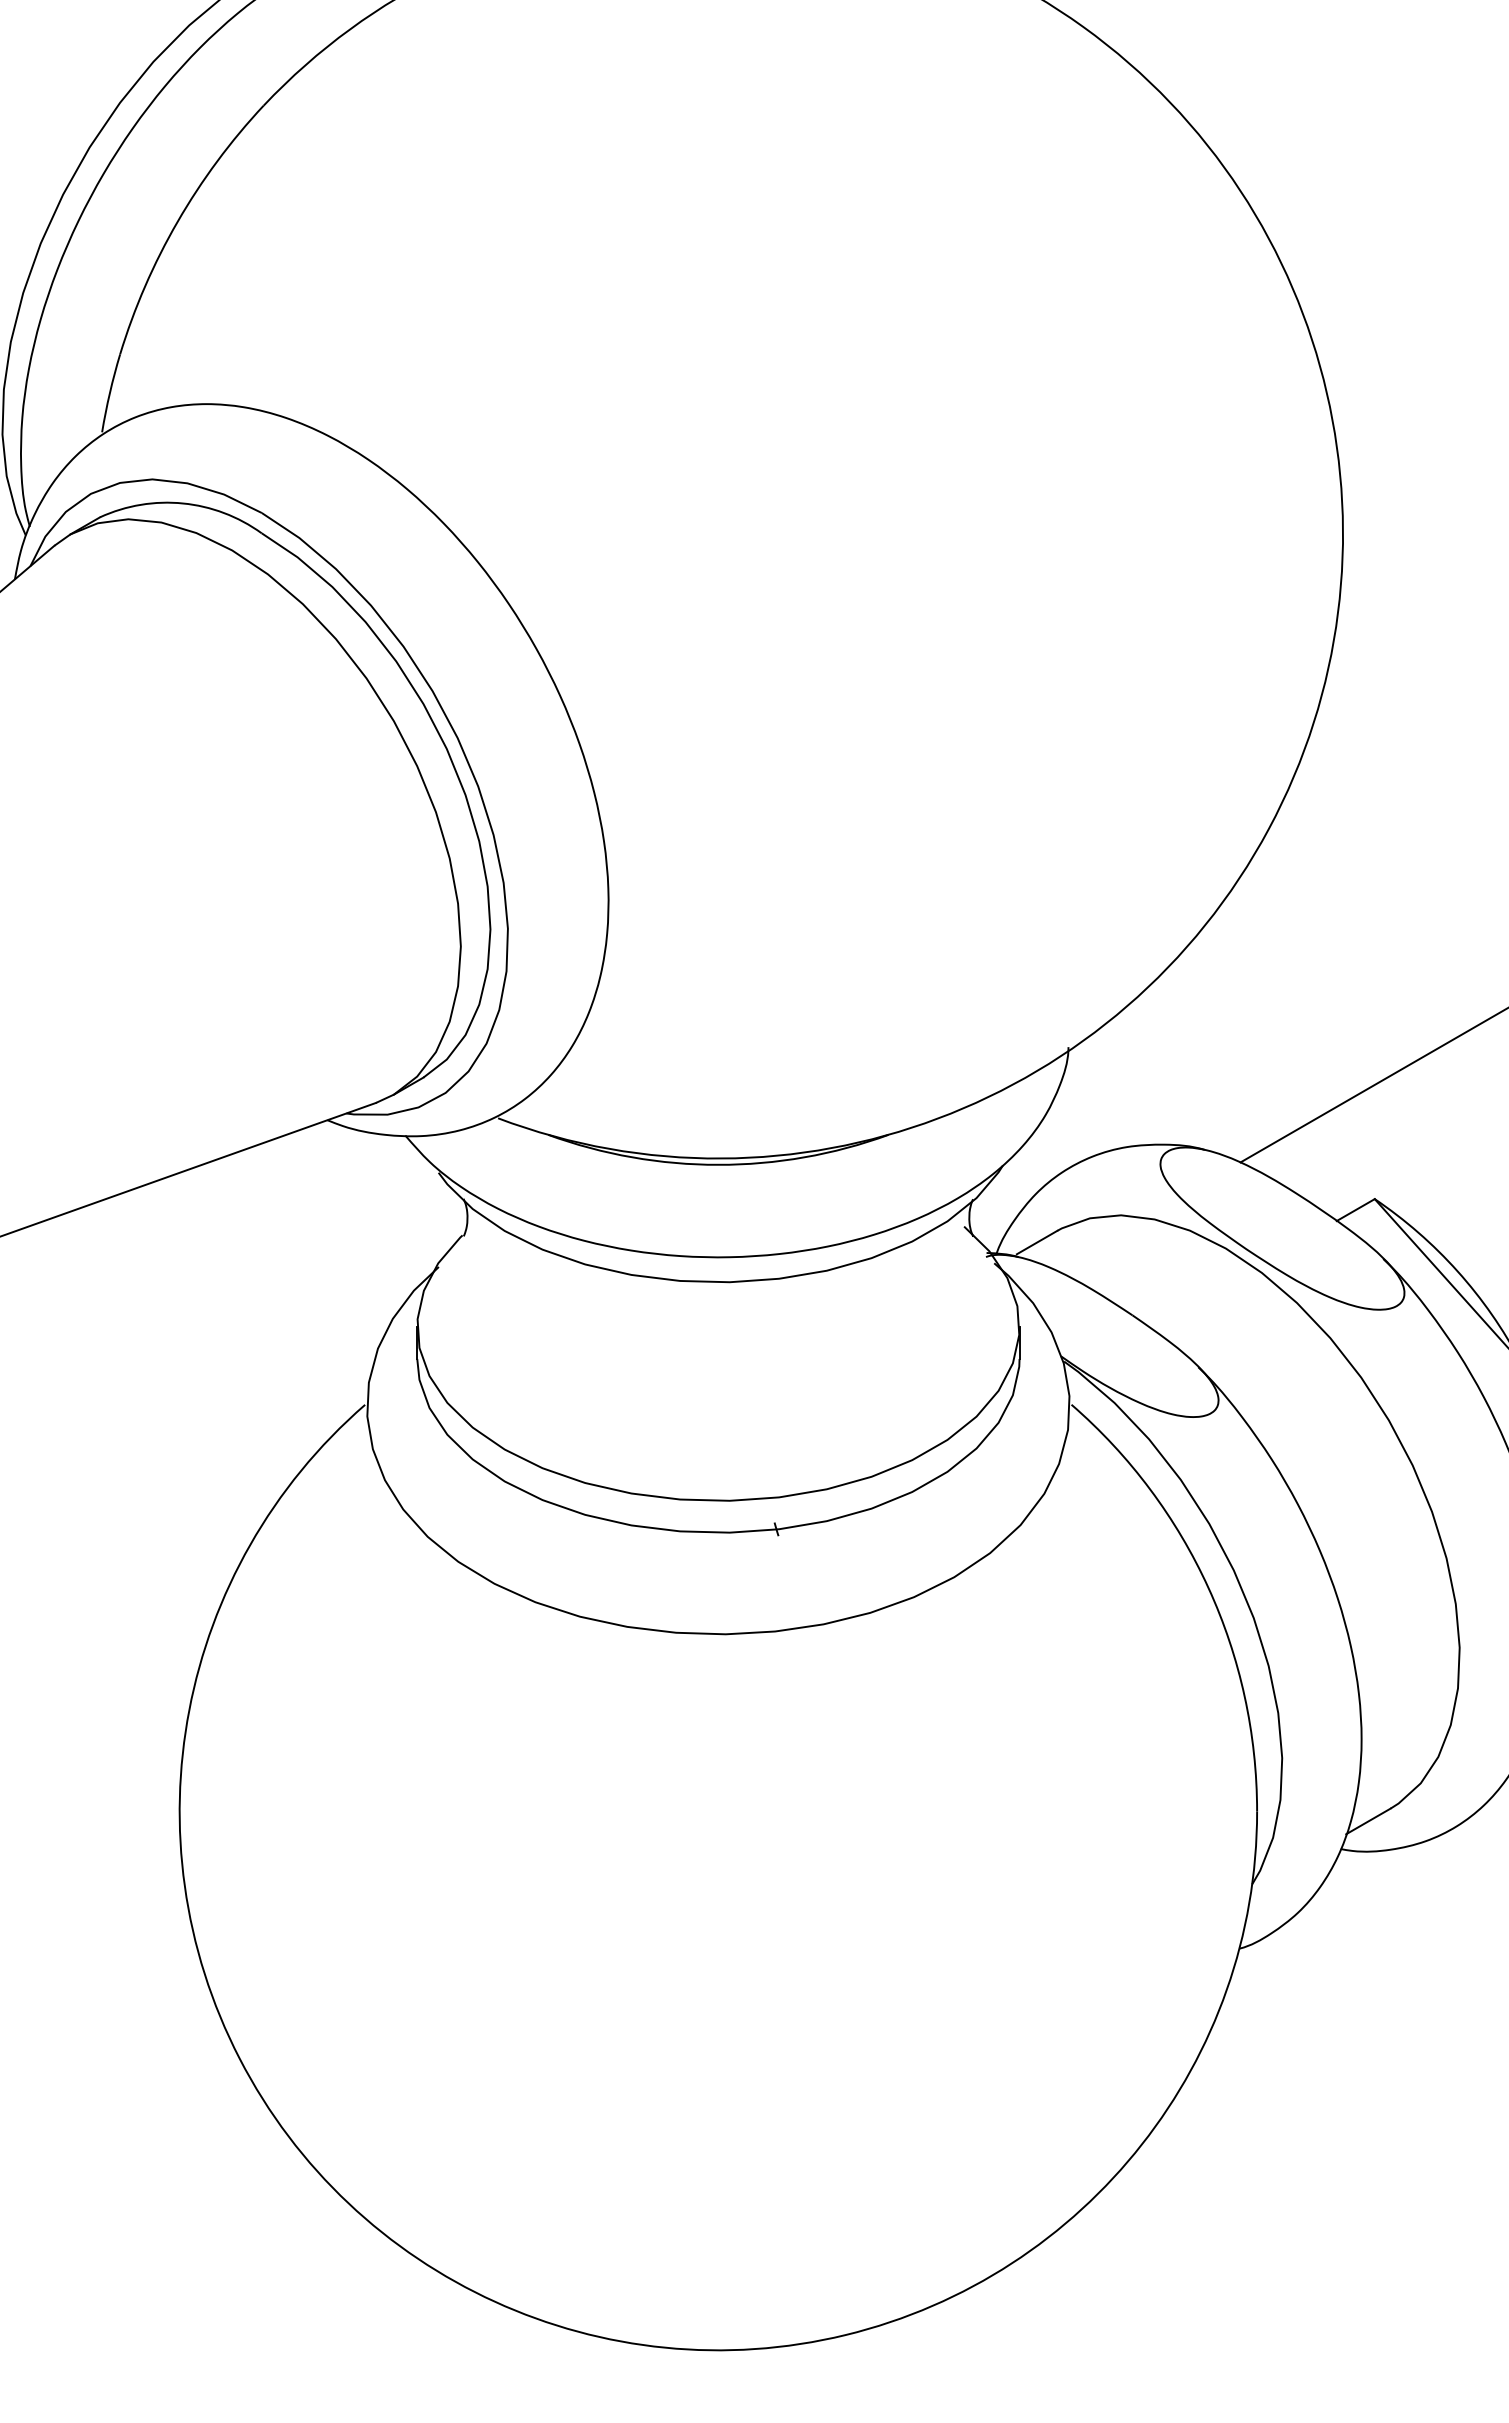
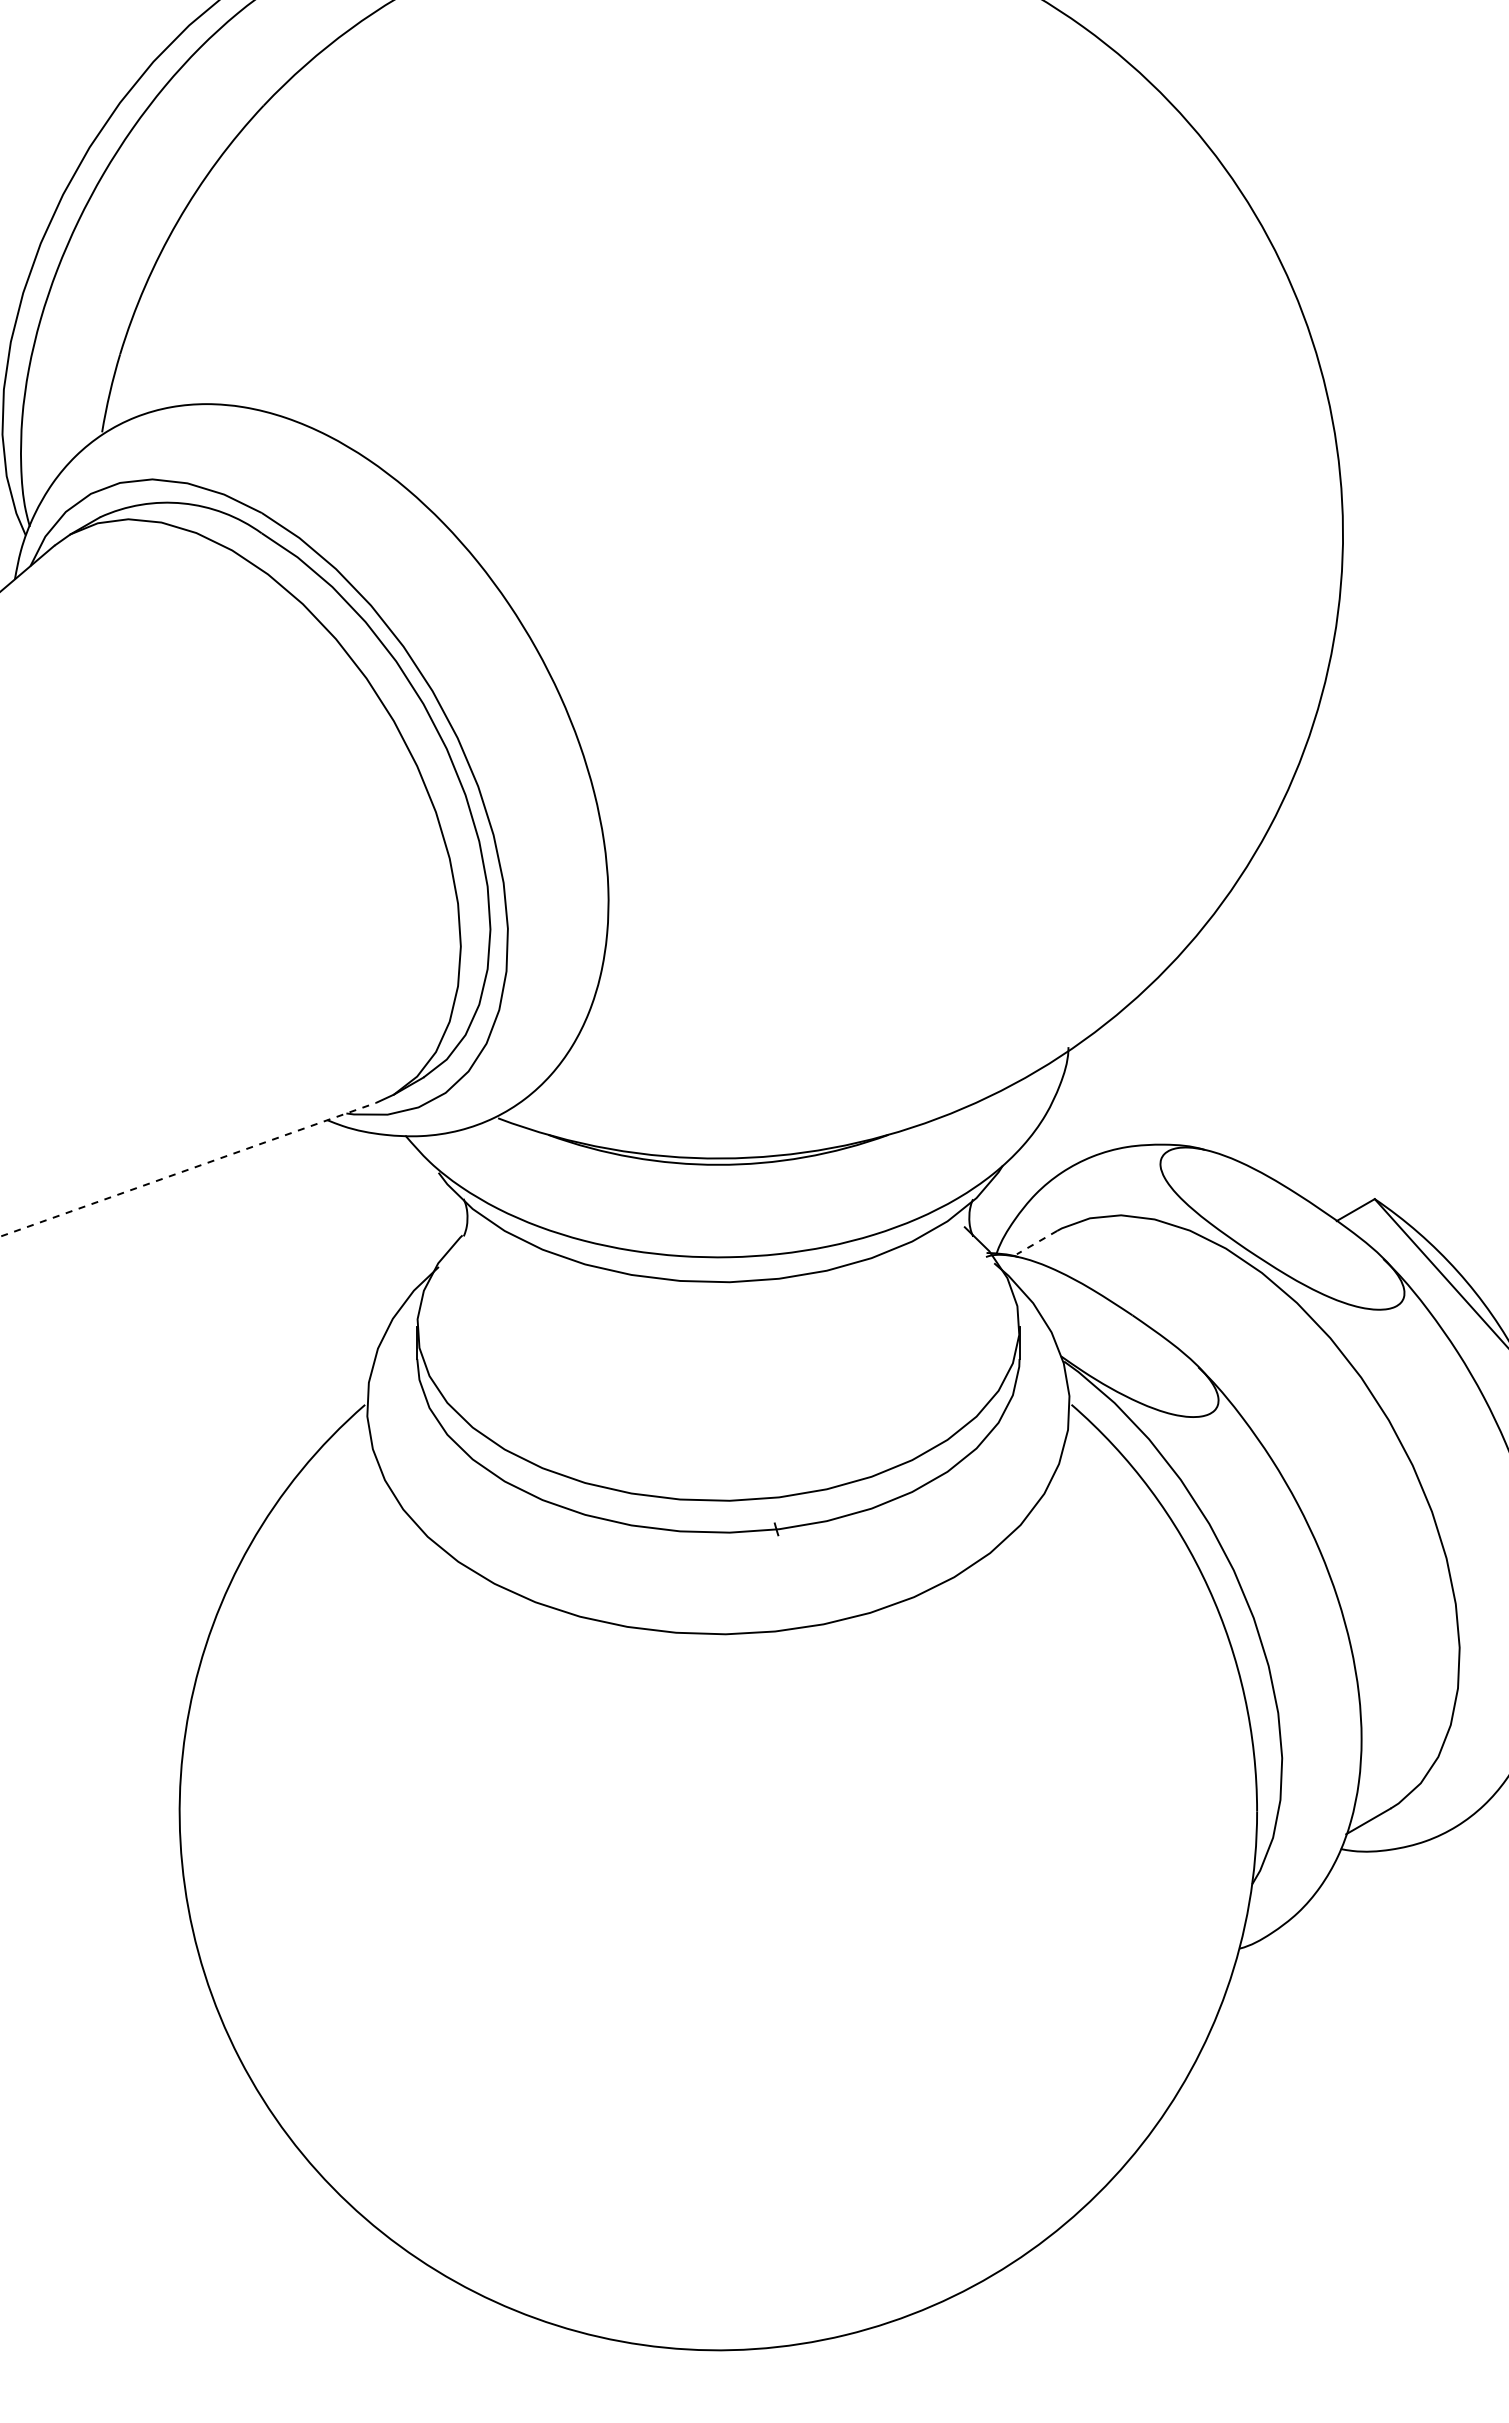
line: present -> none (1372, 1085)
line: solid -> dashed (188, 1169)
line: solid -> dashed (1036, 1242)
